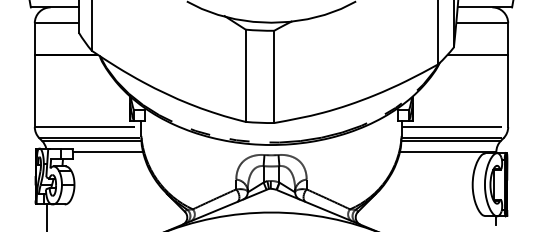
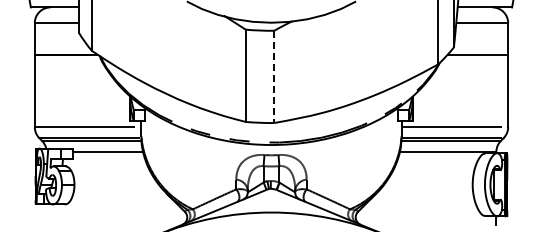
line: solid -> dashed (274, 77)
line: present -> none (46, 215)
